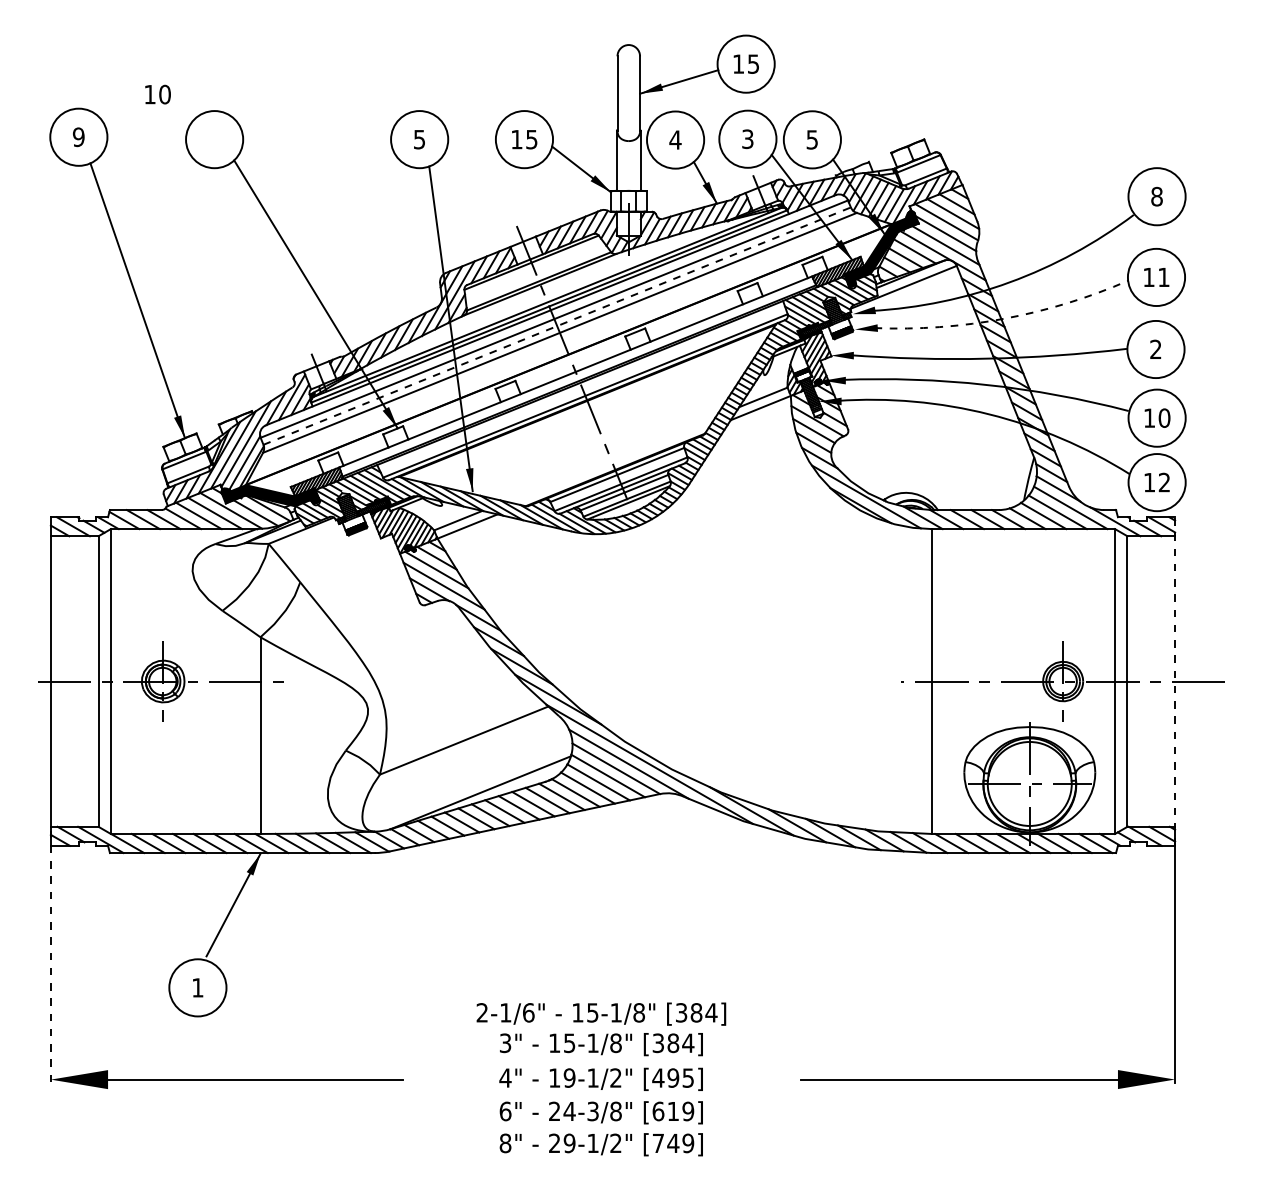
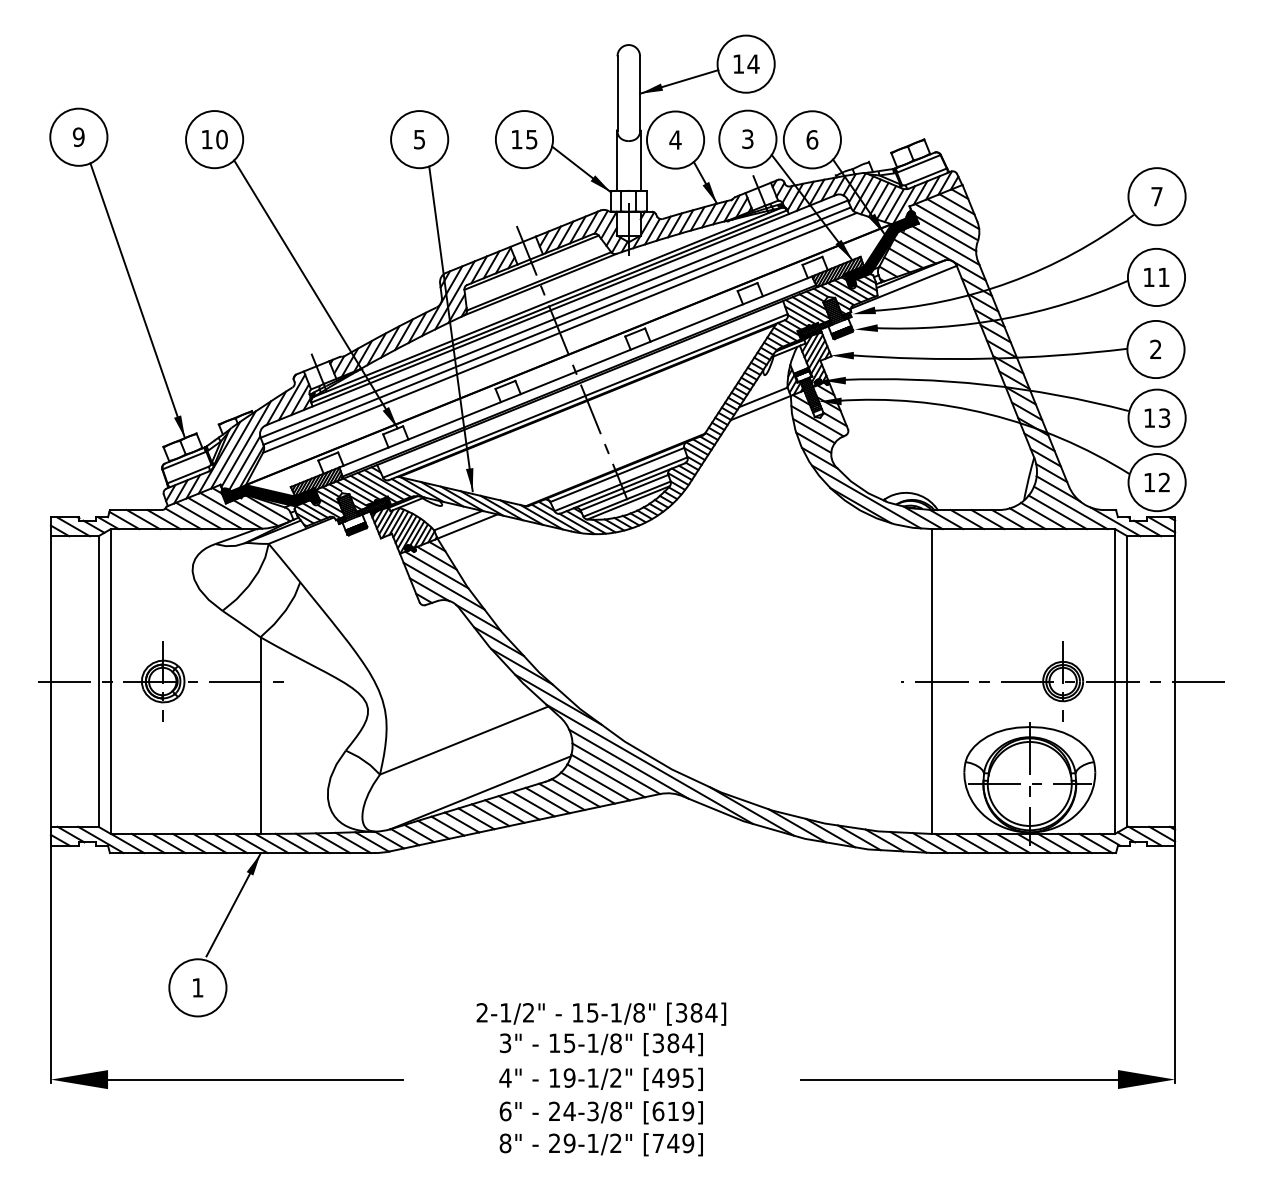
text: 15 -> 14 (753, 63)
text position: (157, 94) -> (214, 139) (214, 139)
text: 5 -> 6 (812, 139)
text: 8 -> 7 (1156, 196)
arc: dashed -> solid (1004, 318)
line: dashed -> solid (557, 326)
text: 10 -> 13 (1164, 417)
line: dashed -> solid (1175, 681)
line: dashed -> solid (50, 957)
text: 2-1/6" -> 2-1/2" (528, 1012)
